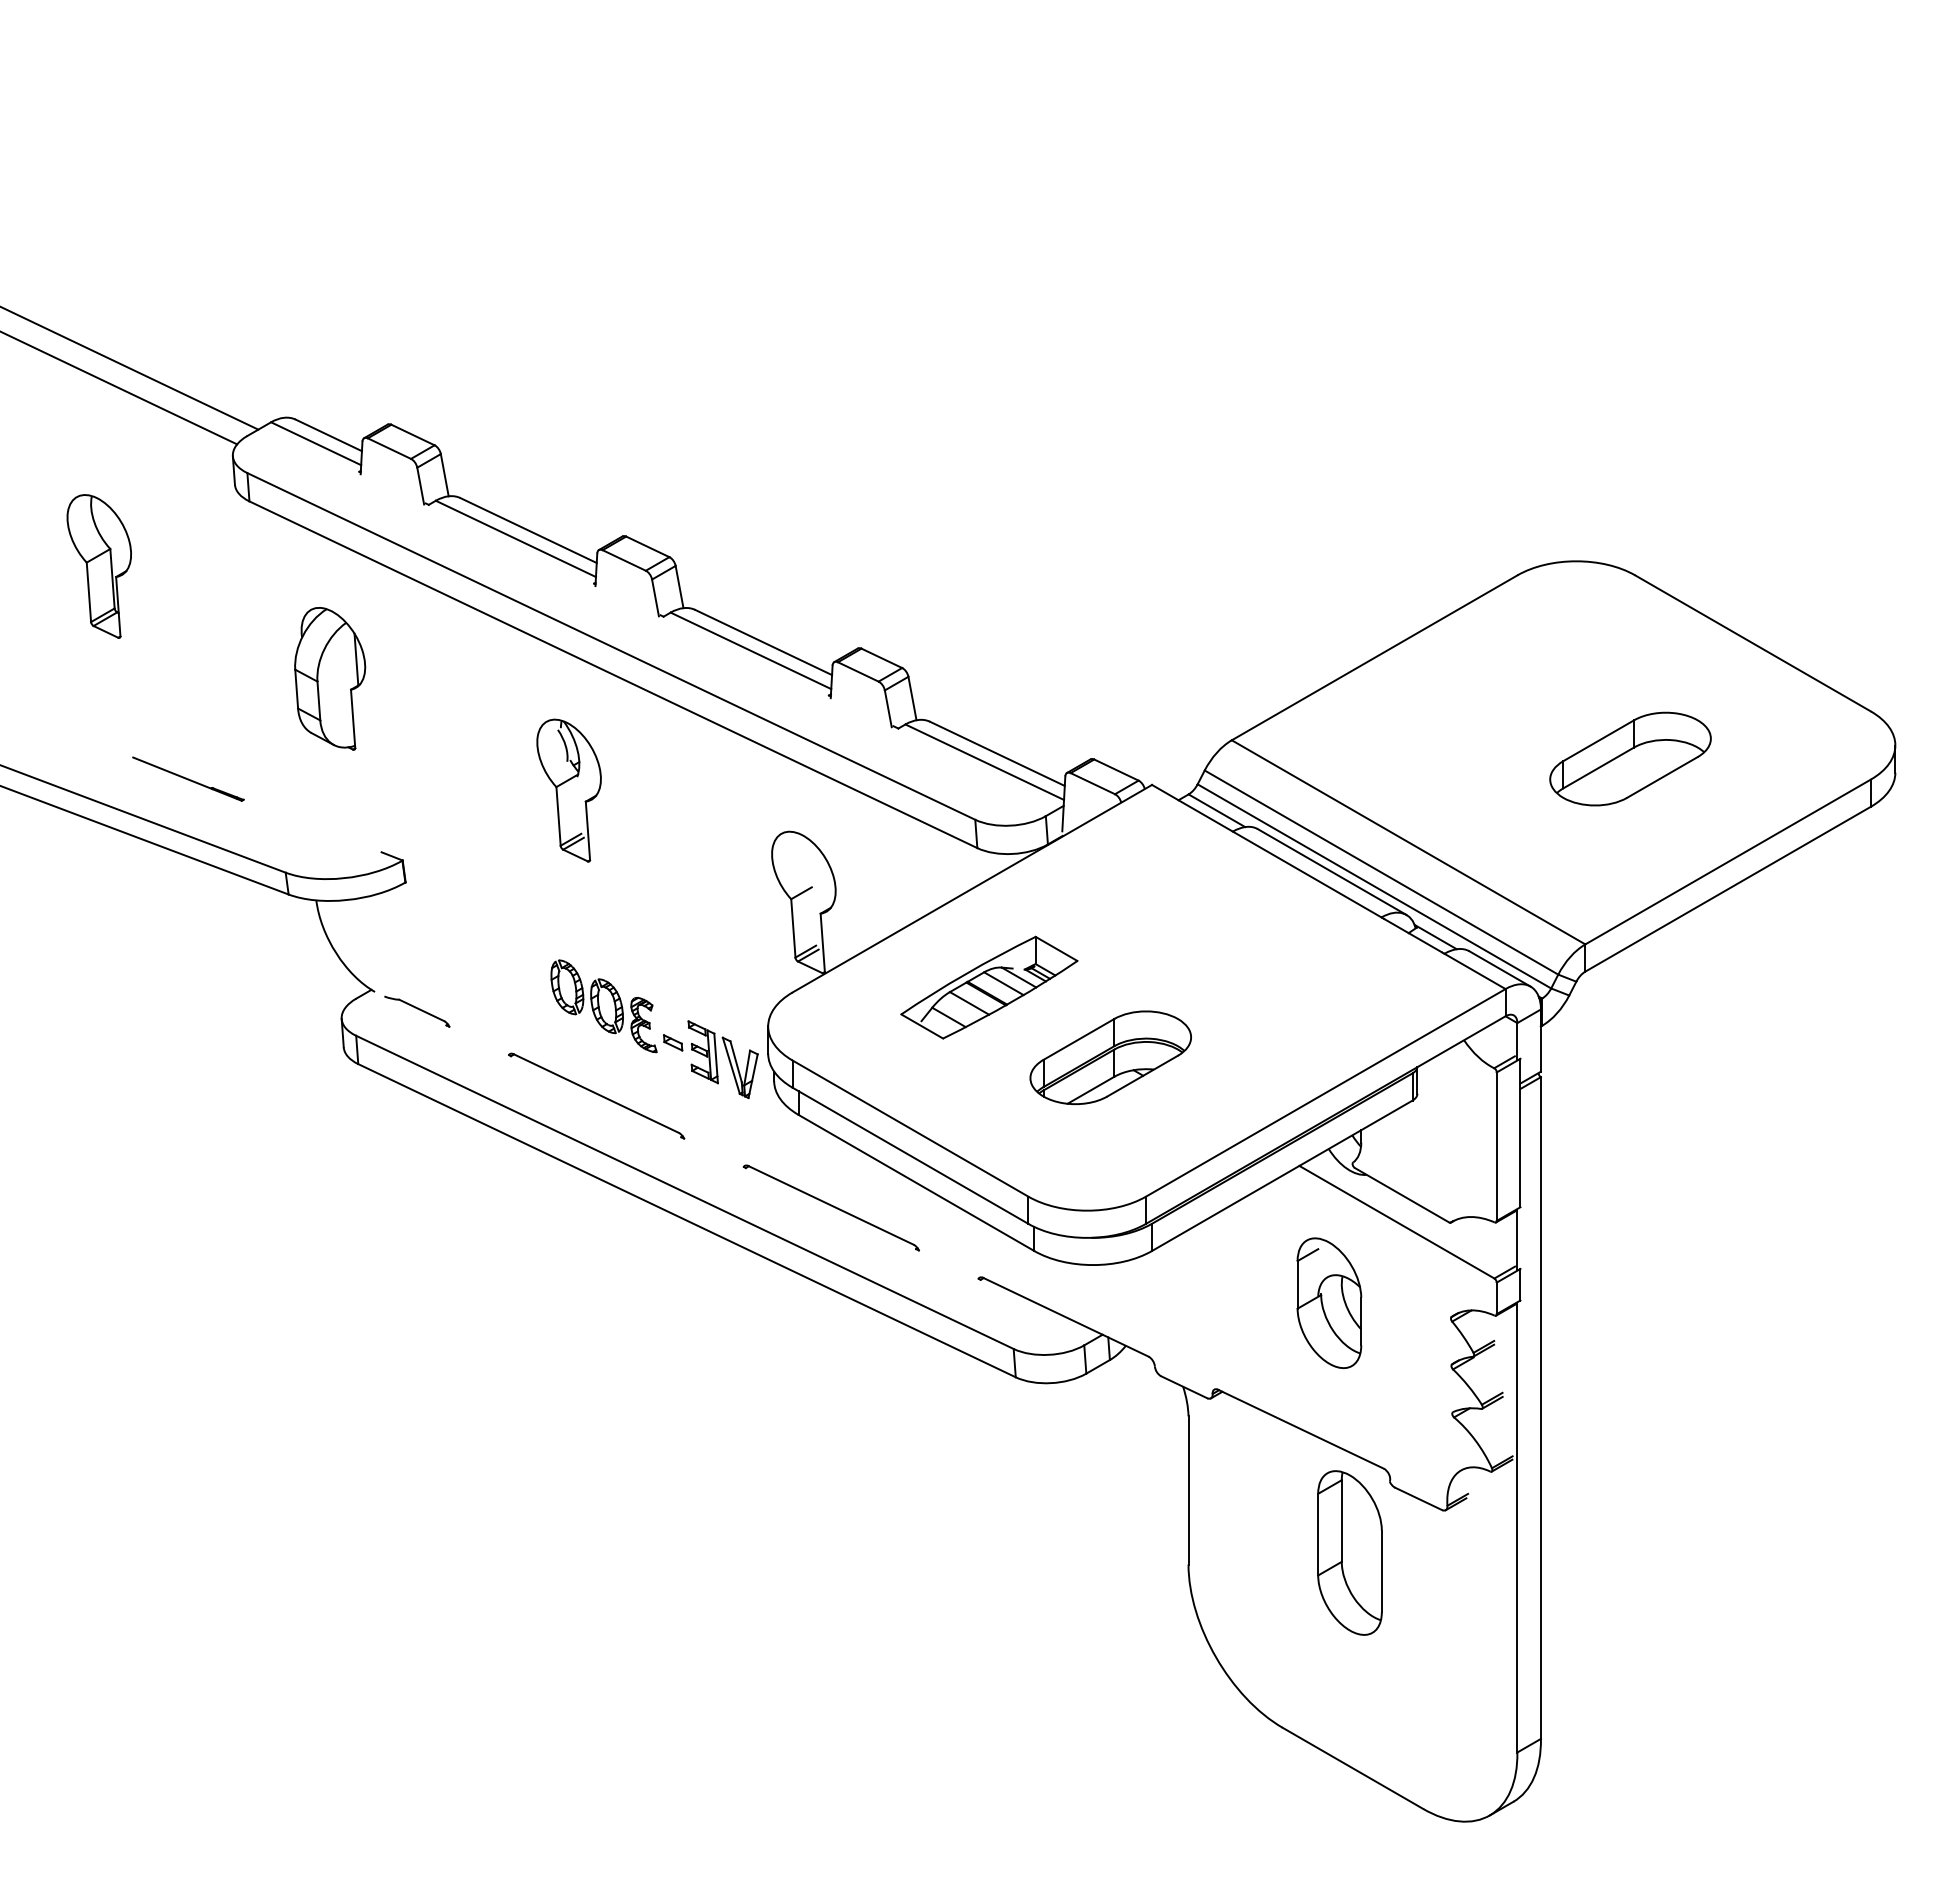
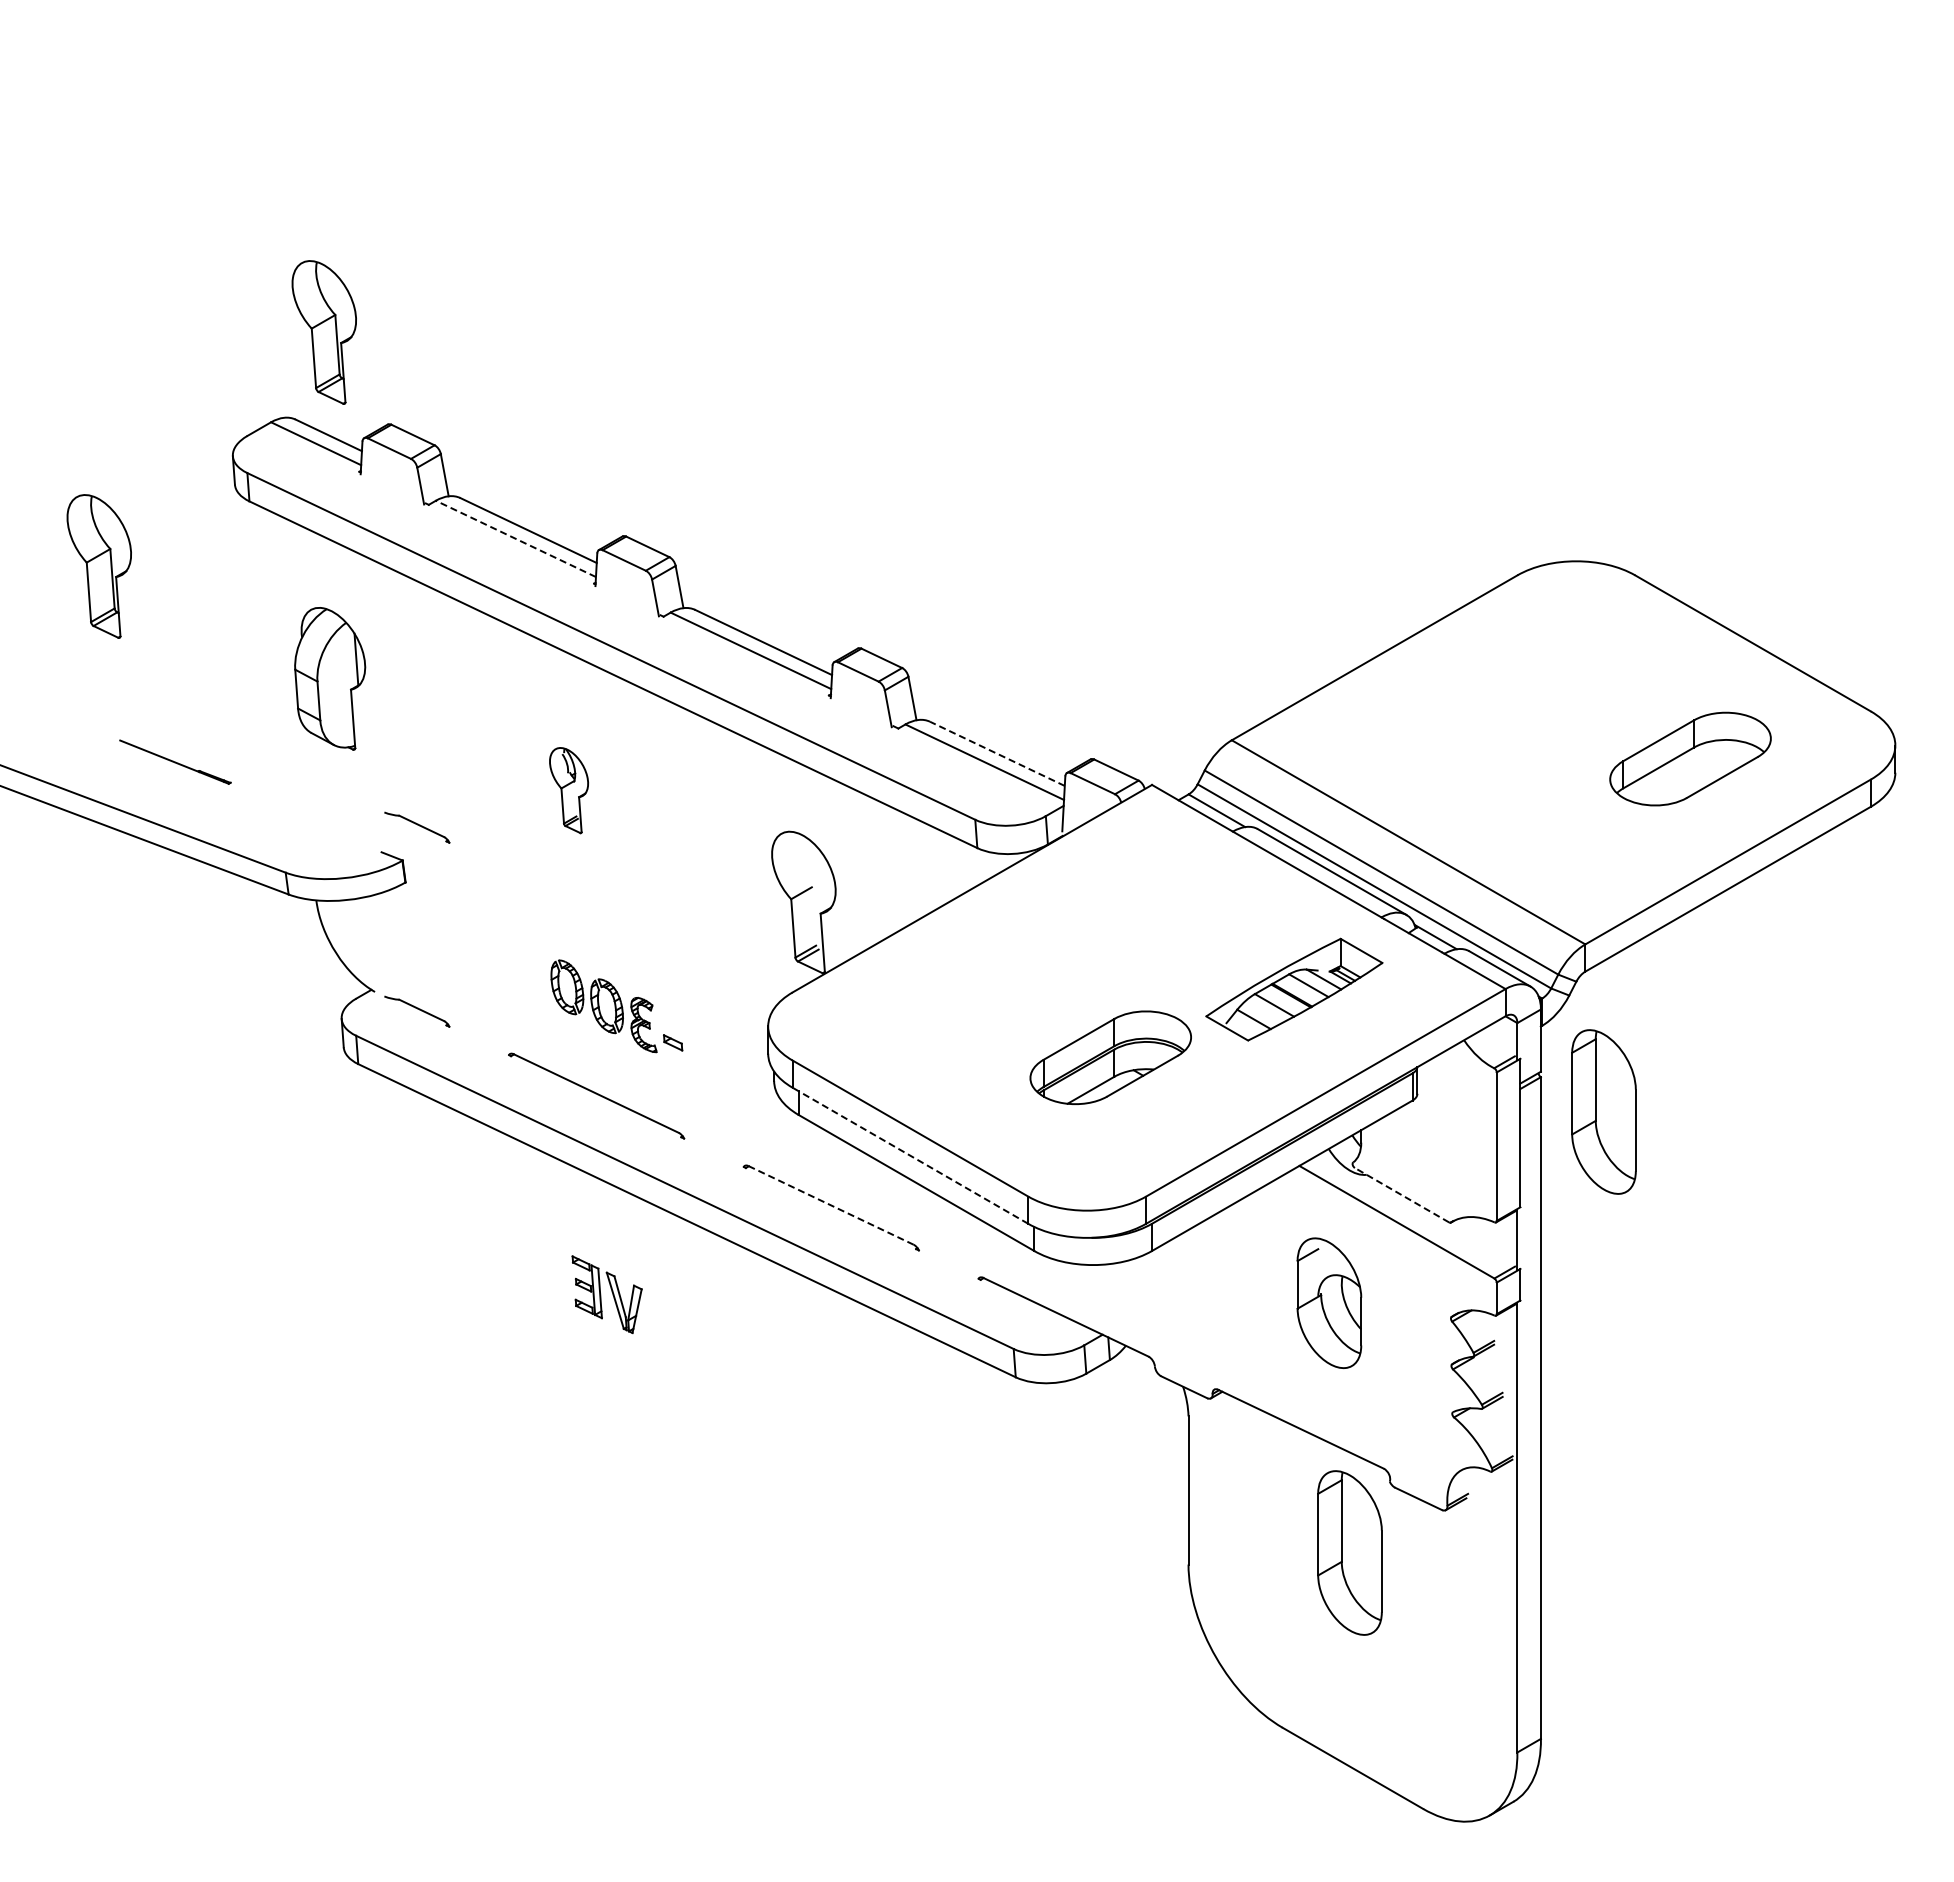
part: none -> present (323, 332)
line: present -> none (130, 368)
line: present -> none (119, 388)
line: solid -> dashed (515, 538)
line: solid -> dashed (997, 753)
part position: (1630, 758) -> (1690, 758) (1690, 758)
part position: (188, 778) -> (175, 761) (175, 761)
part size: 66x145 px -> 40x88 px (568, 790)
part: none -> present (417, 827)
part position: (989, 987) -> (1294, 989) (1294, 989)
part position: (722, 1059) -> (606, 1294) (606, 1294)
part: none -> present (1603, 1111)
line: solid -> dashed (910, 1155)
line: solid -> dashed (1401, 1194)
line: solid -> dashed (831, 1205)
